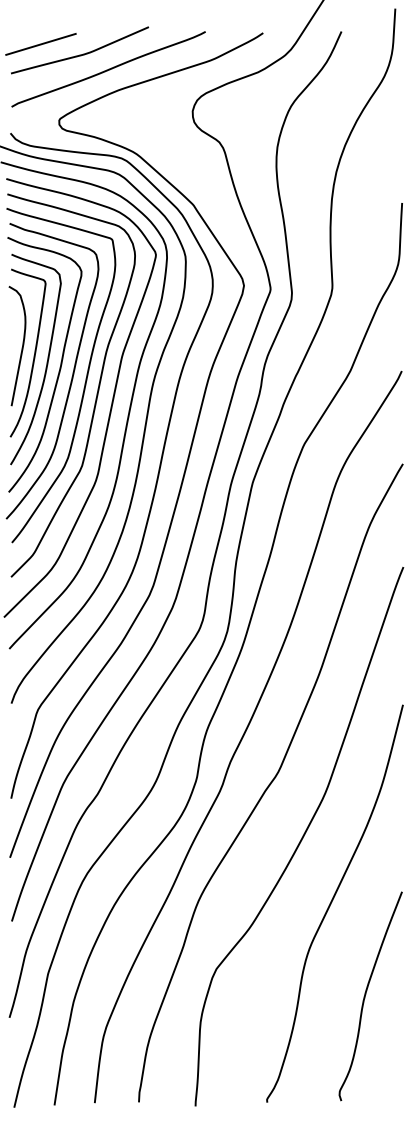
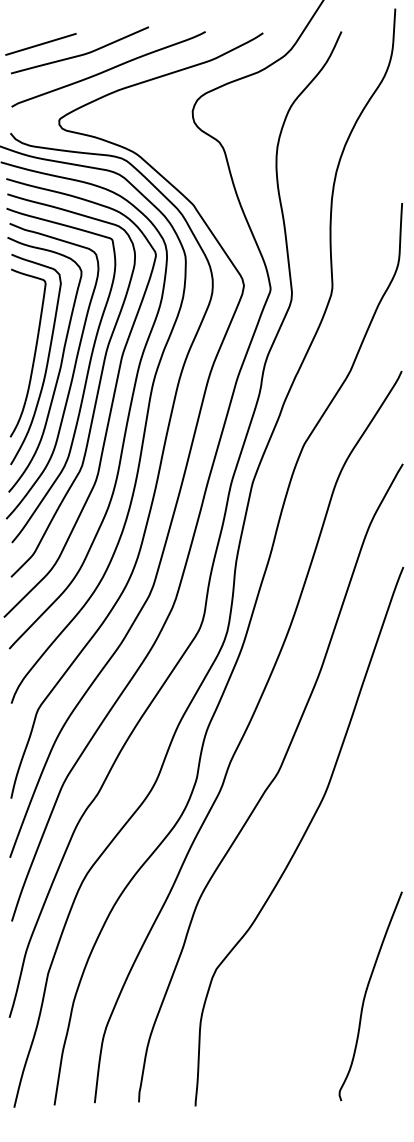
curve: present -> none (21, 347)
curve: present -> none (332, 902)
